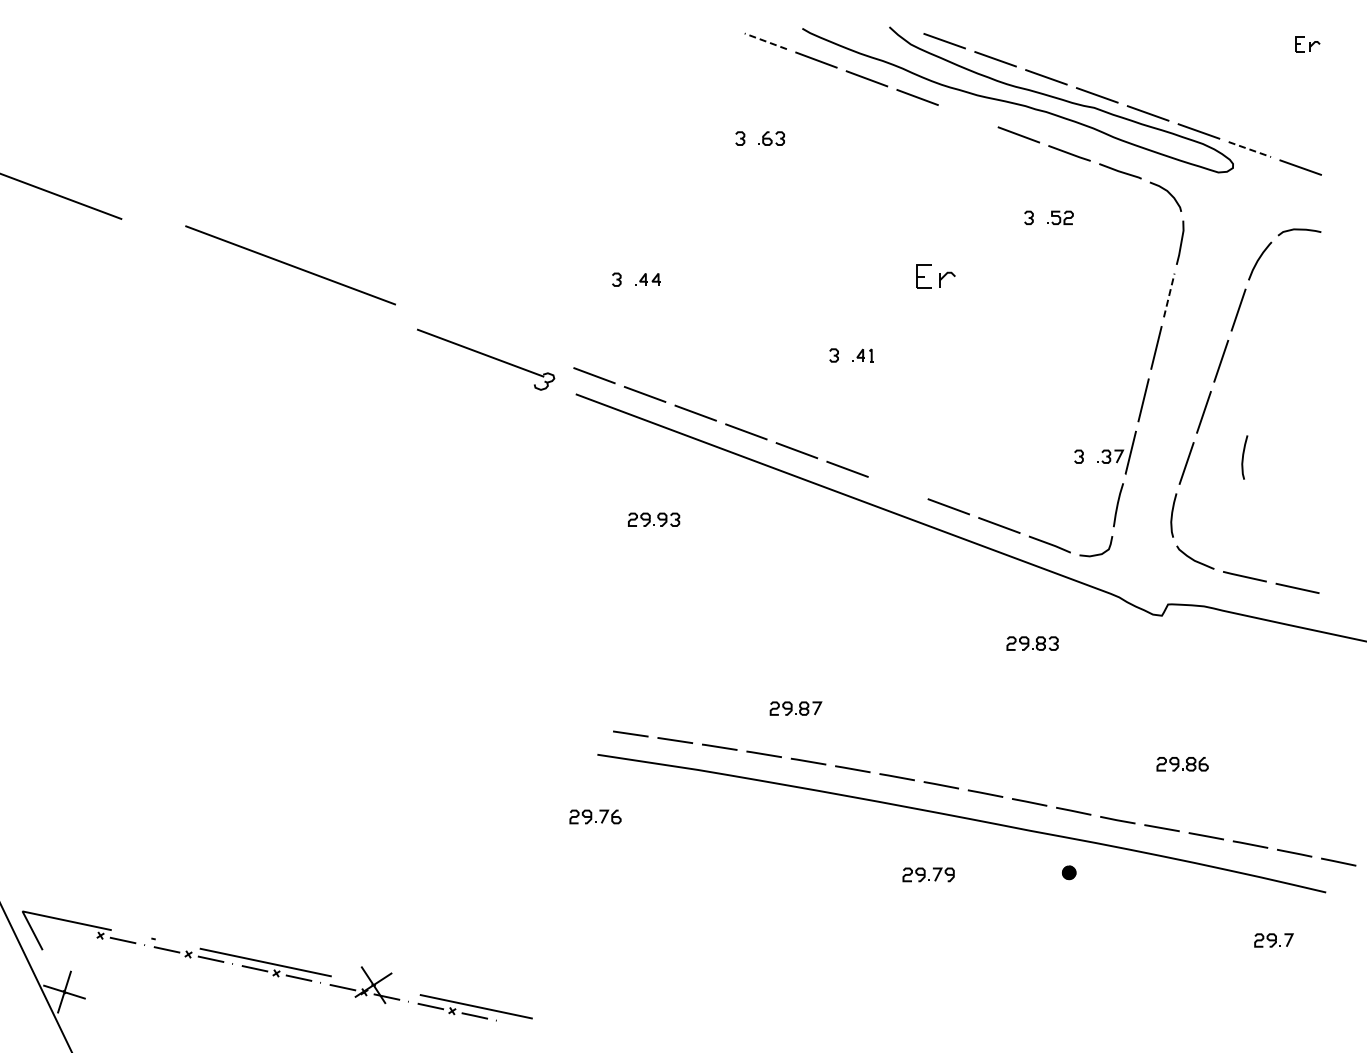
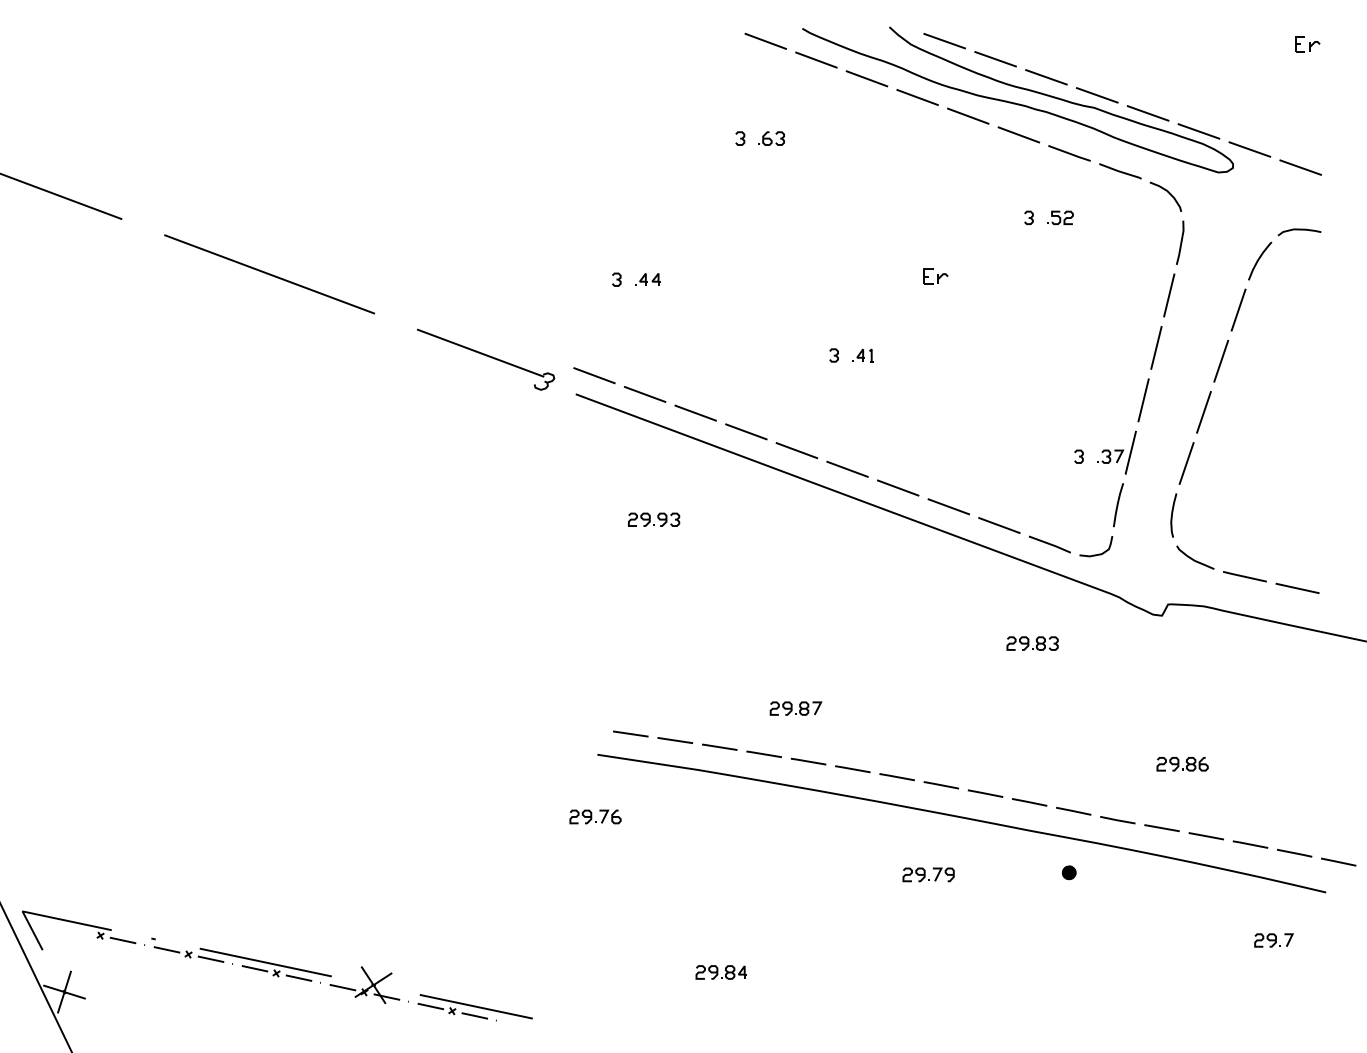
line: dashed -> solid (765, 41)
line: none -> present (968, 115)
line: dashed -> solid (1250, 149)
line position: (290, 265) -> (269, 274) (269, 274)
part size: 40x25 px -> 26x17 px (935, 276)
line: dashed -> solid (1169, 294)
part: present -> none (1244, 457)
line: none -> present (898, 487)
part: none -> present (720, 972)
